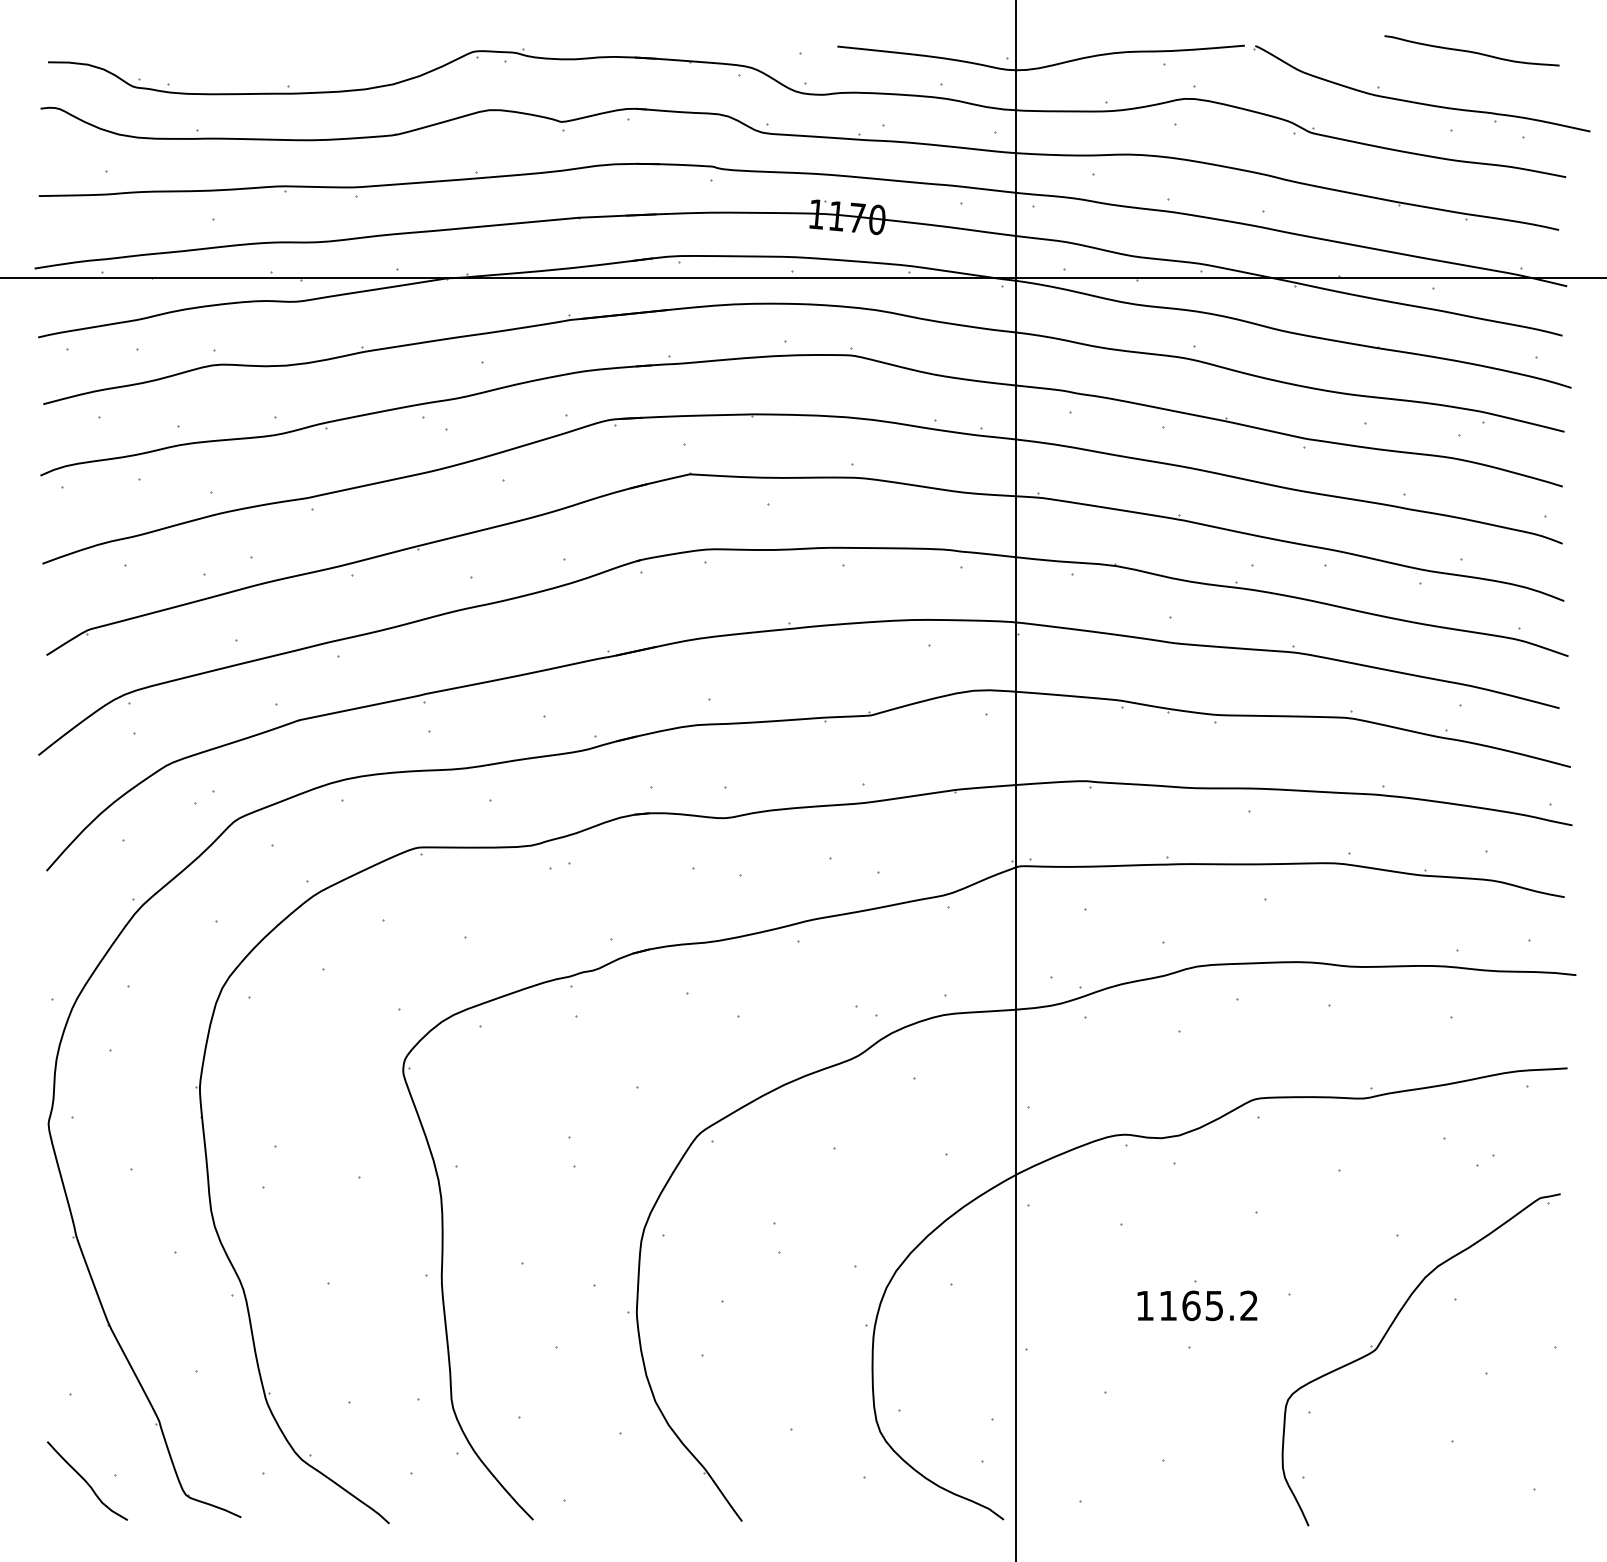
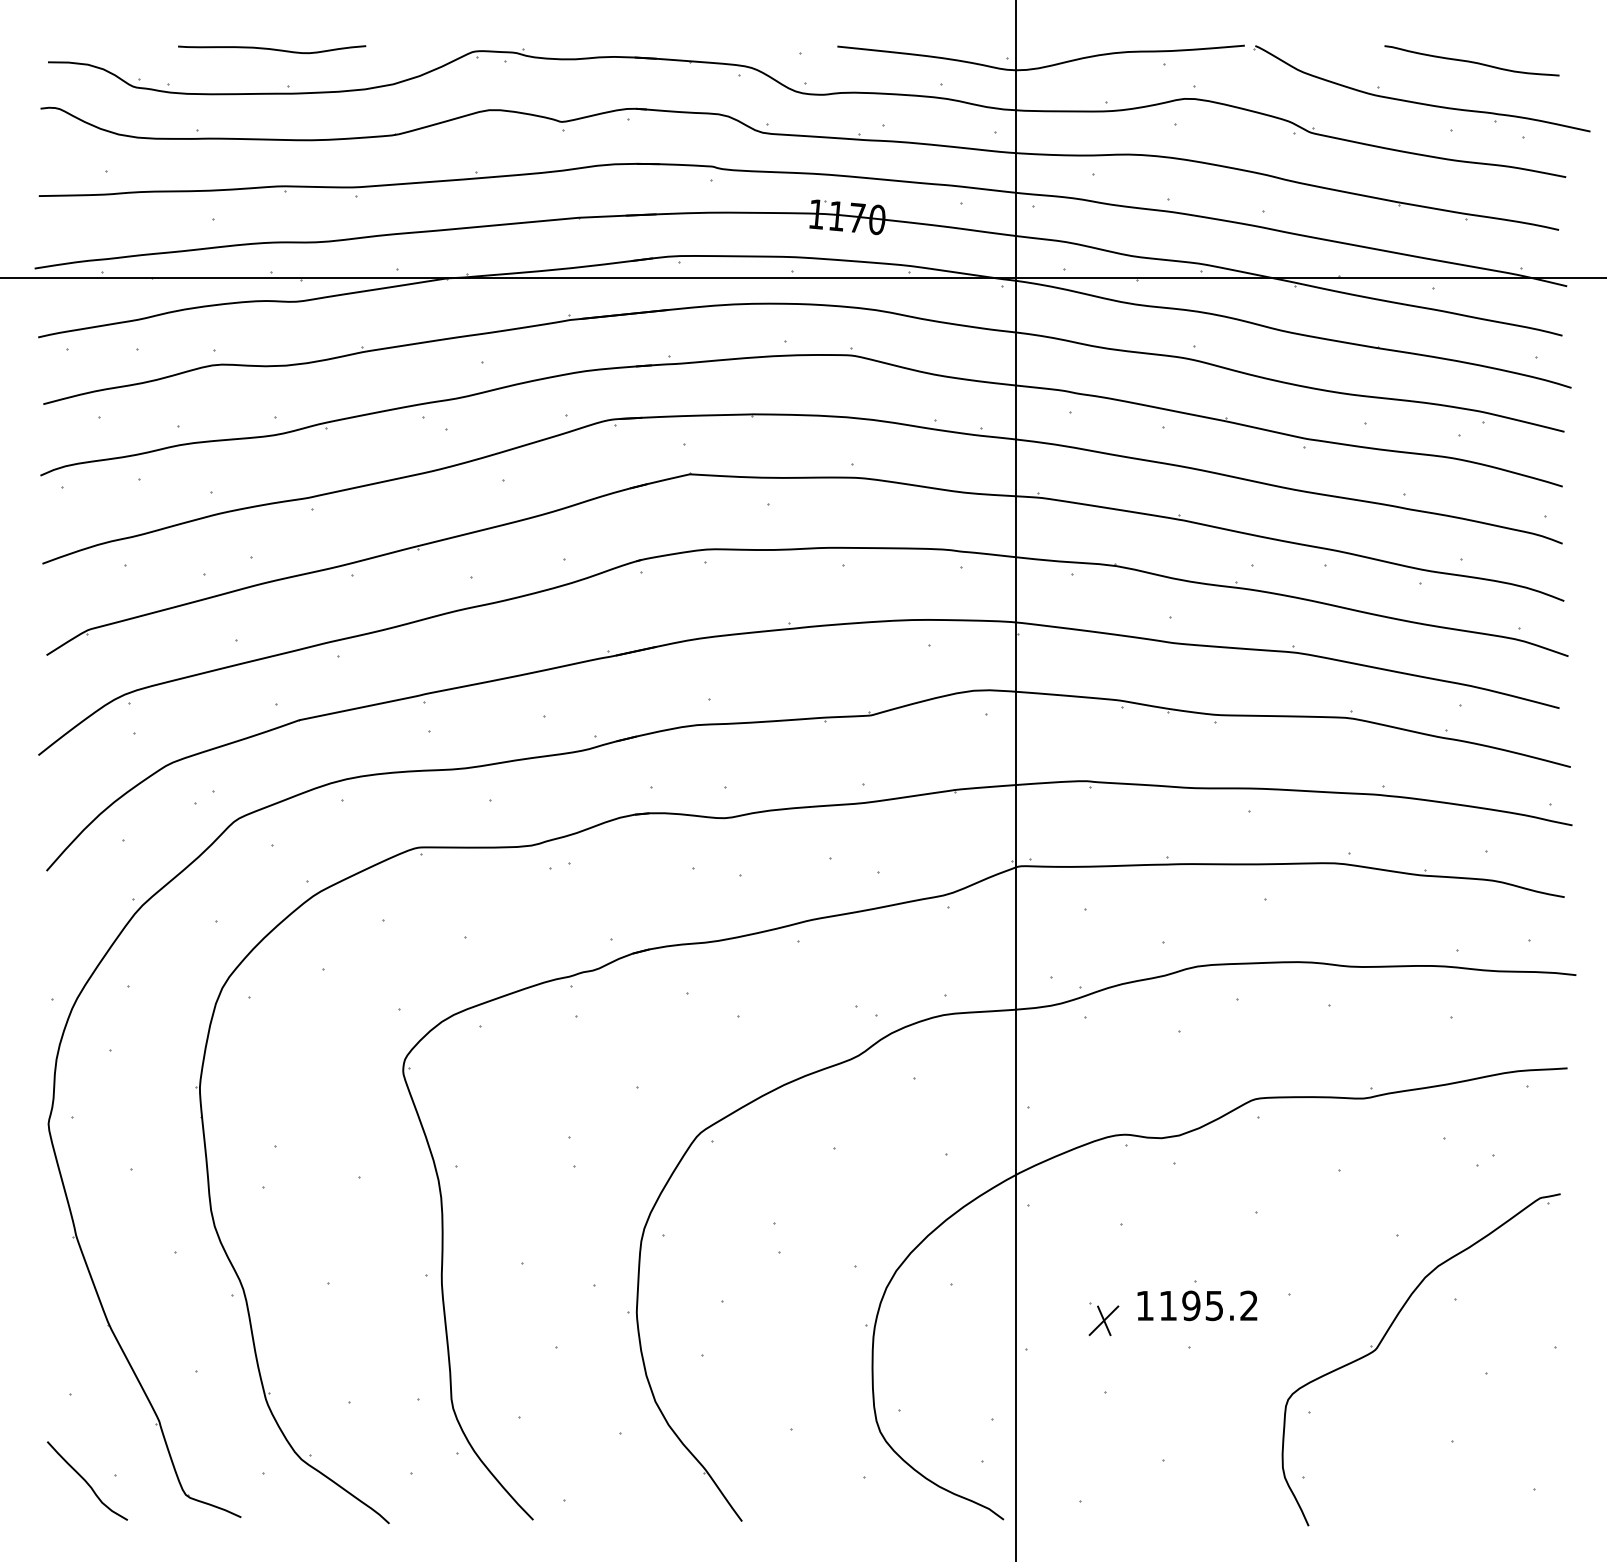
curve: none -> present (272, 49)
curve position: (1471, 51) -> (1471, 61) (1471, 61)
text: 1165.2 -> 1195.2 (1191, 1305)
part: none -> present (1103, 1319)
